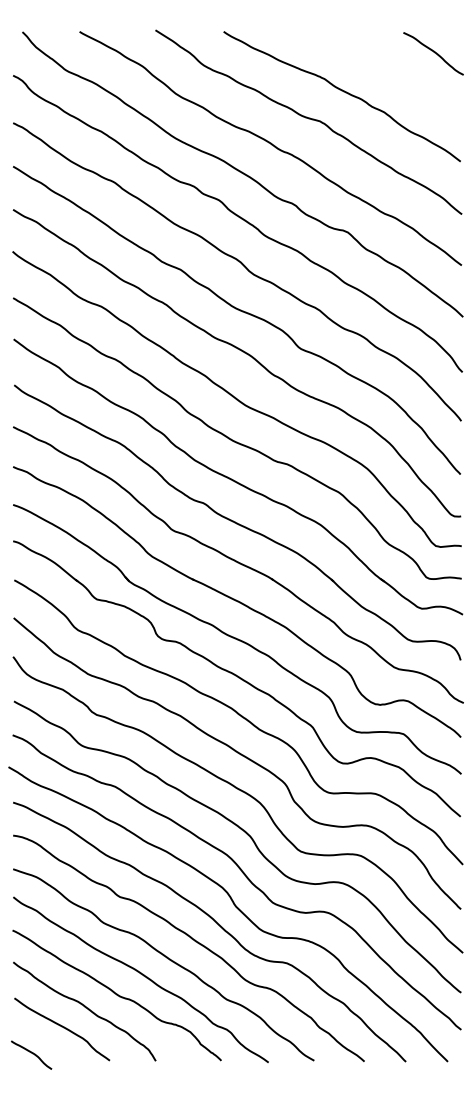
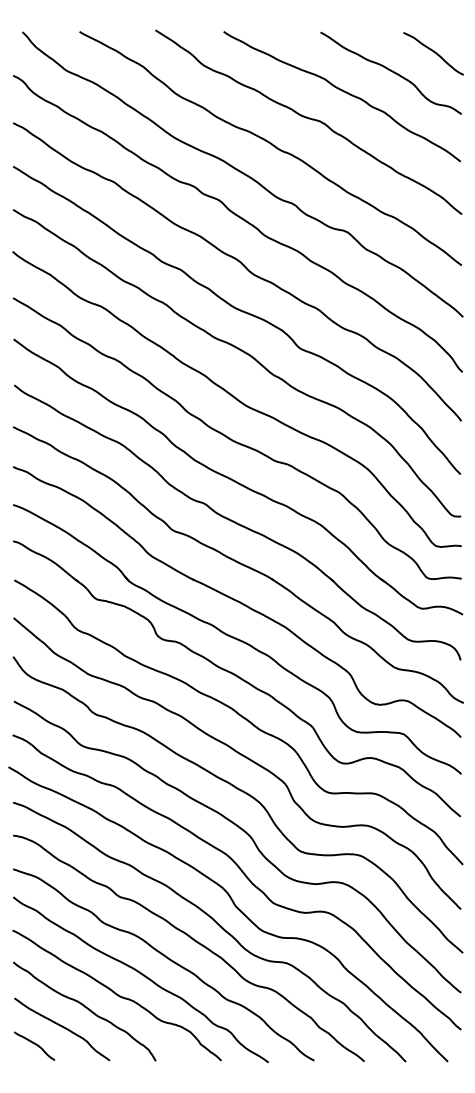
curve: none -> present (390, 71)
curve position: (31, 1053) -> (34, 1044) (34, 1044)
